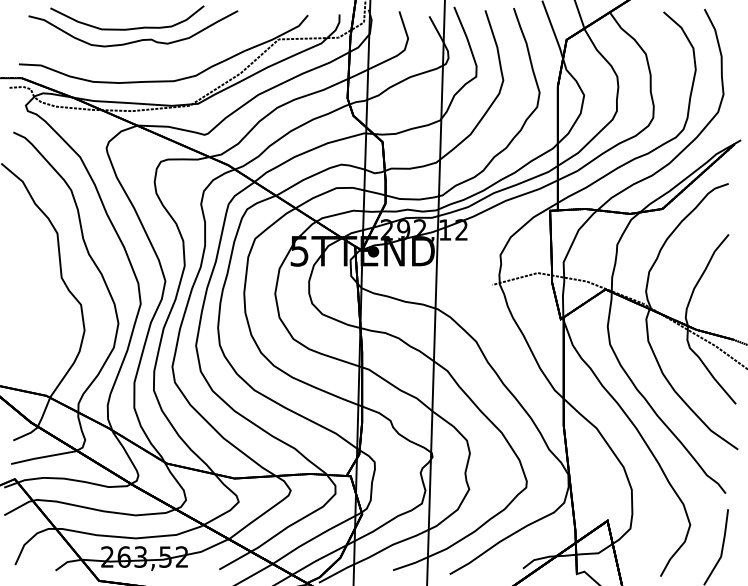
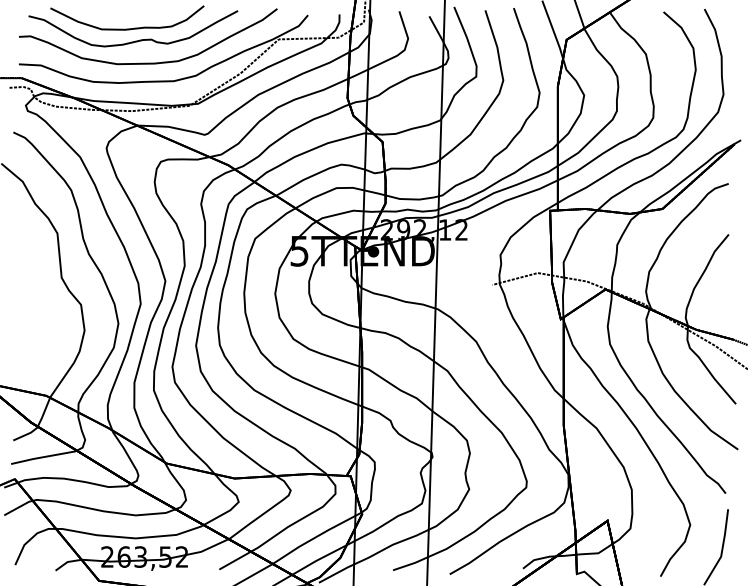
curve: none -> present (148, 62)
